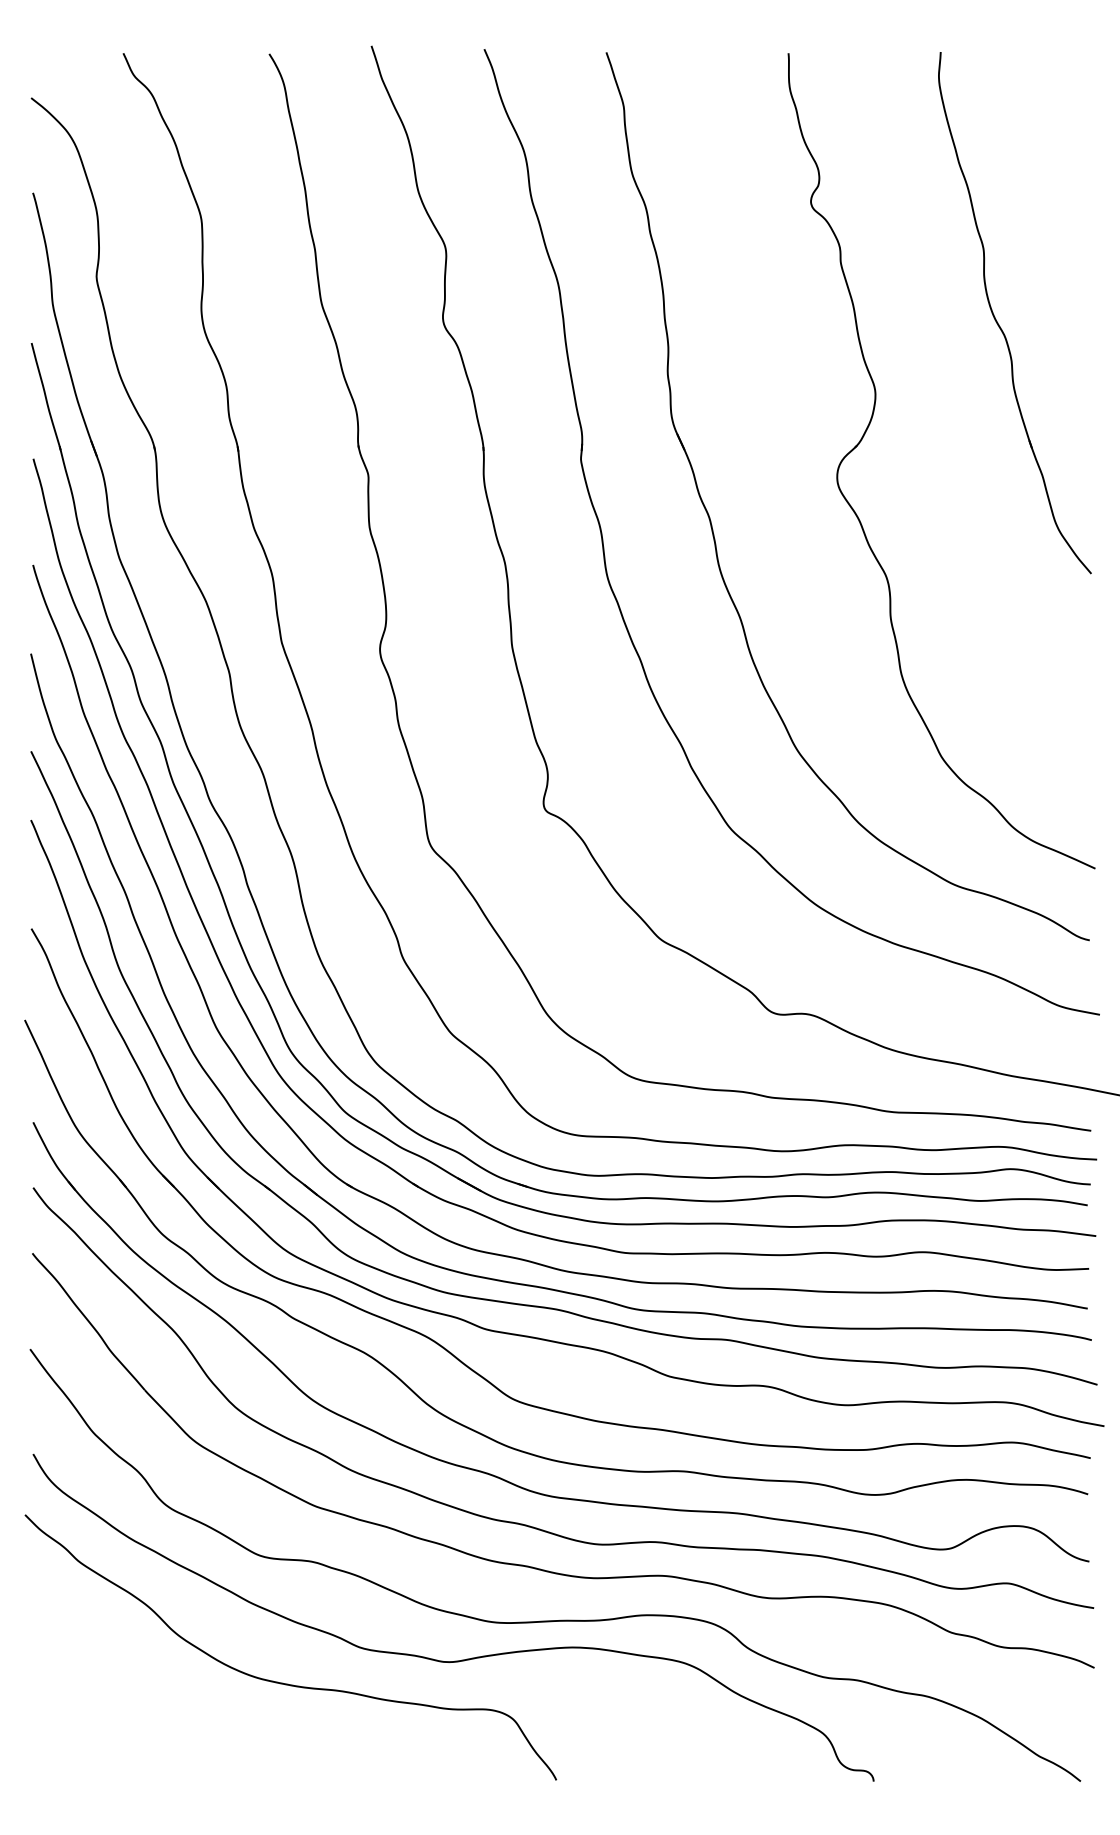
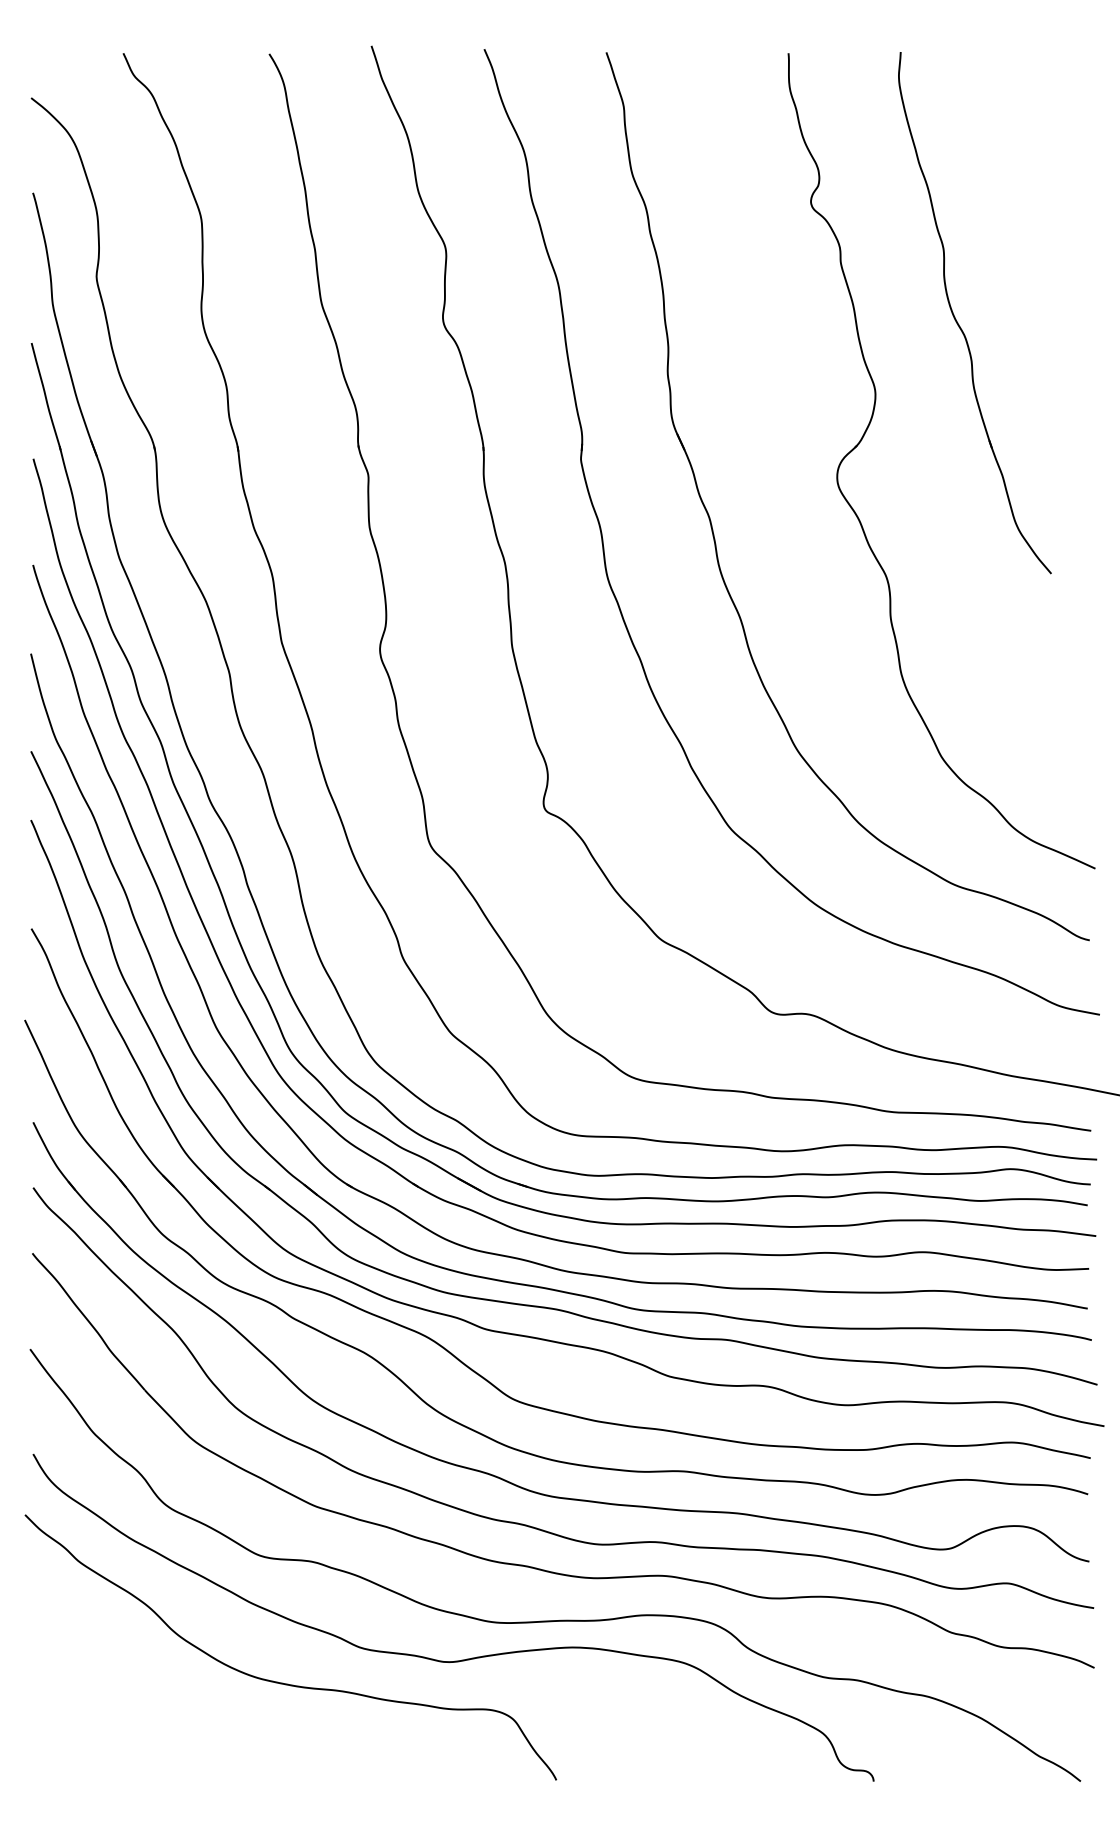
part position: (998, 322) -> (958, 322) (958, 322)
